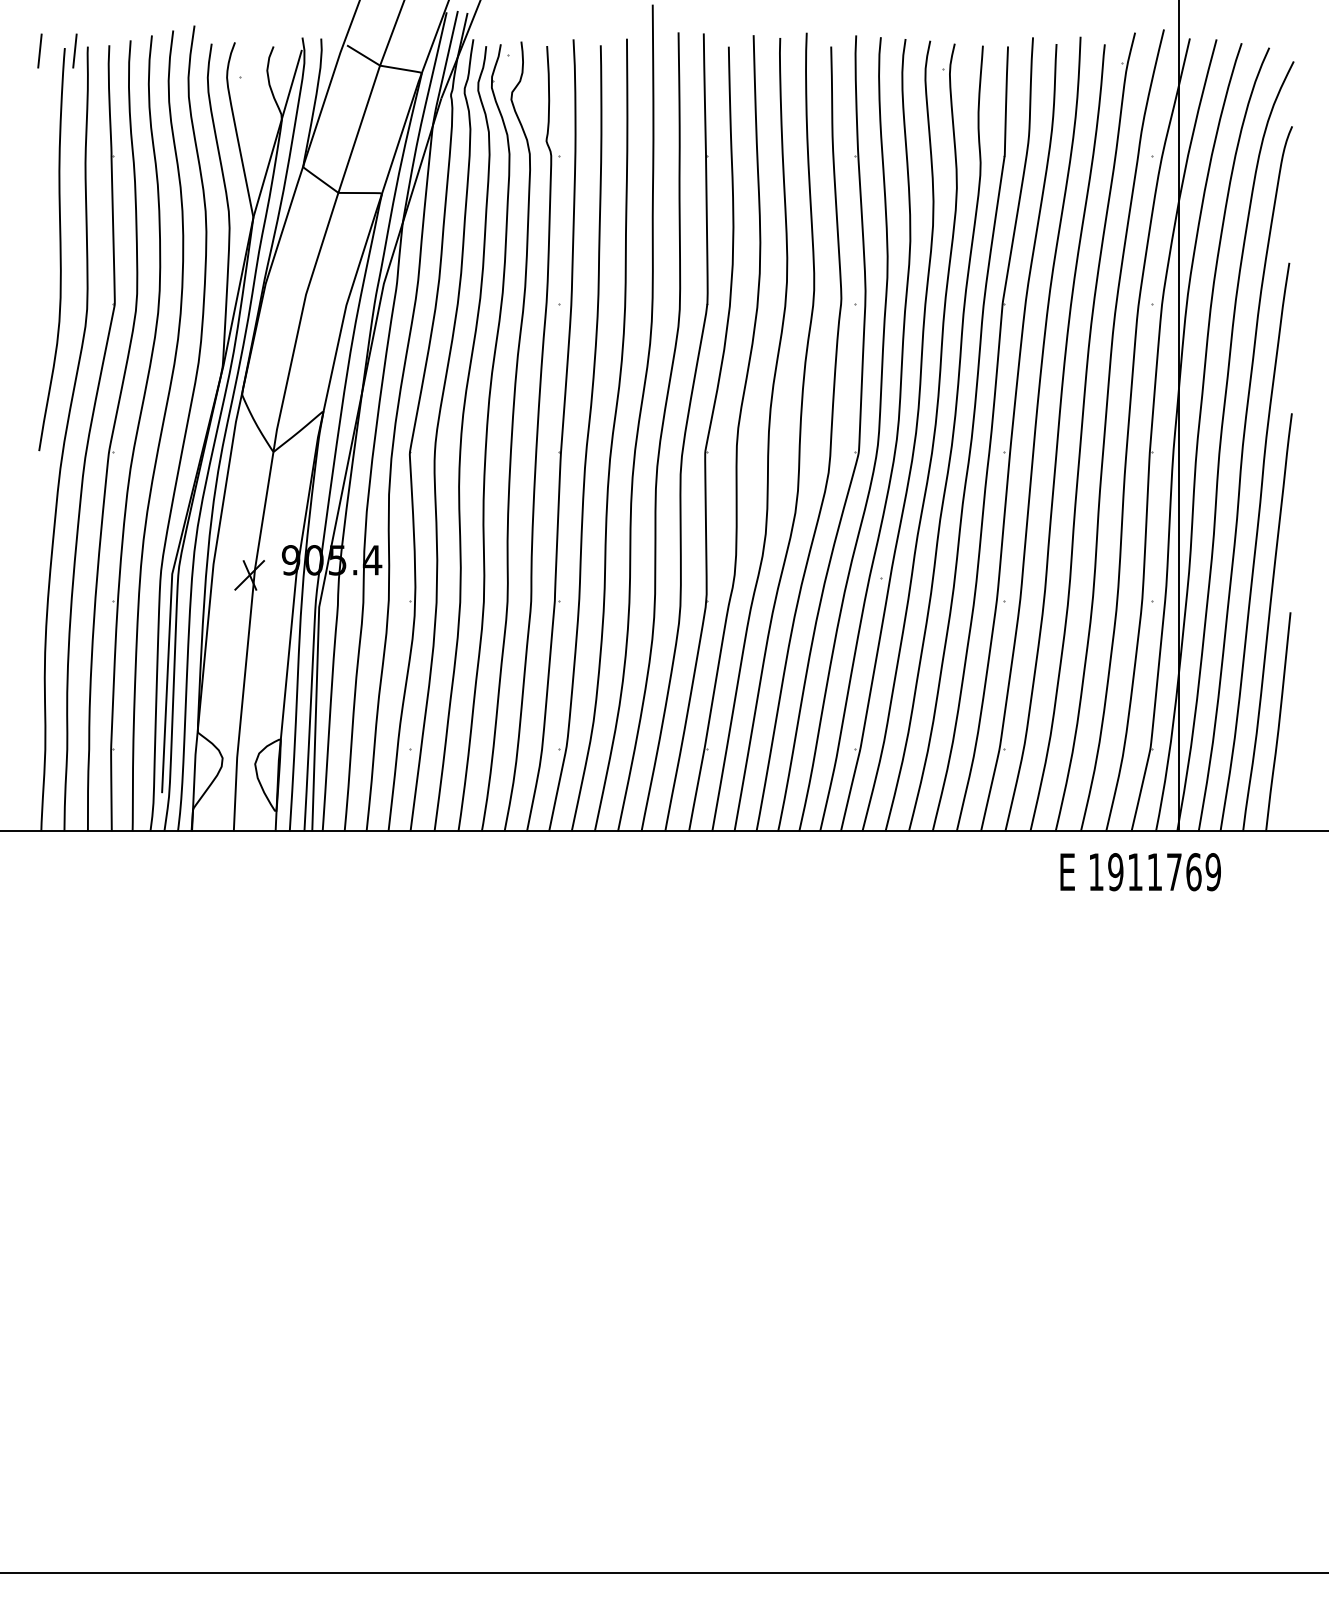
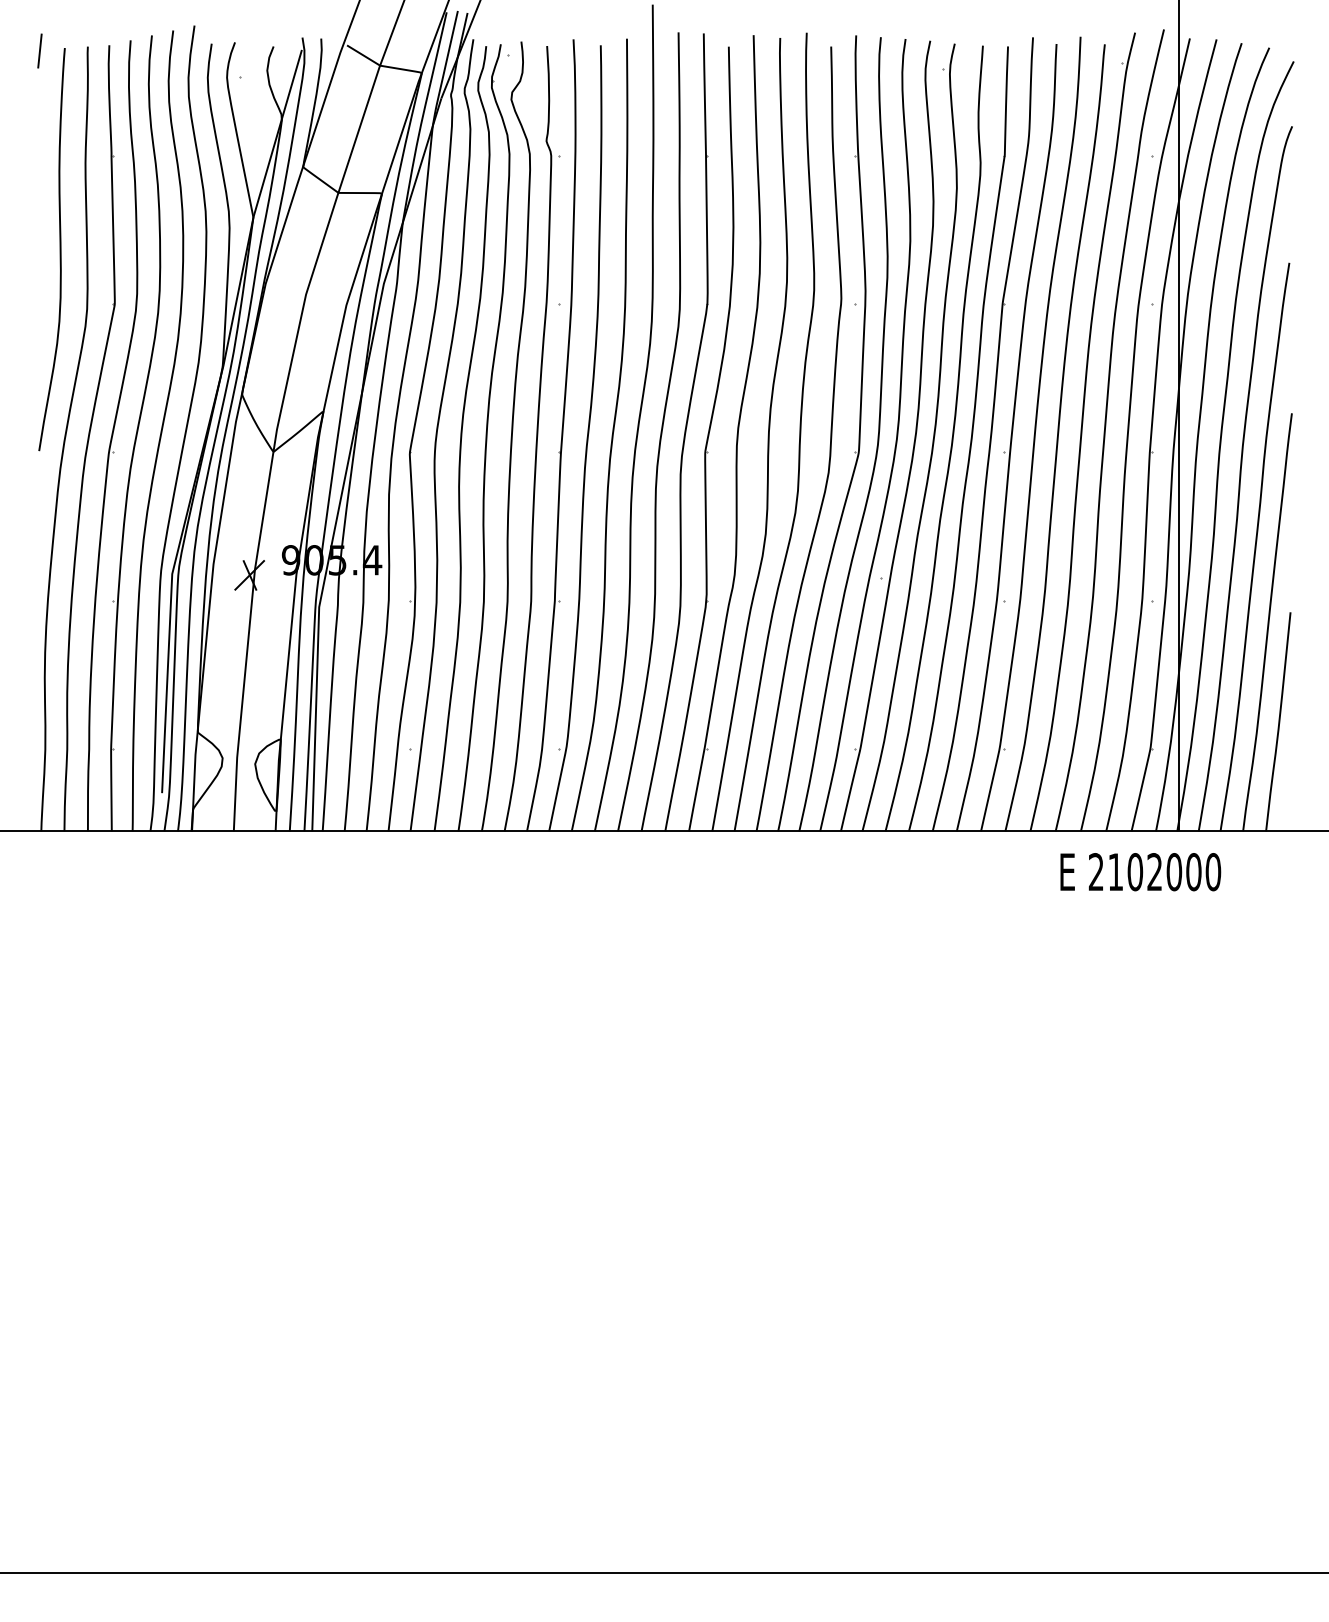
line: present -> none (74, 50)
text: 1911769 -> 2102000 (1154, 872)
